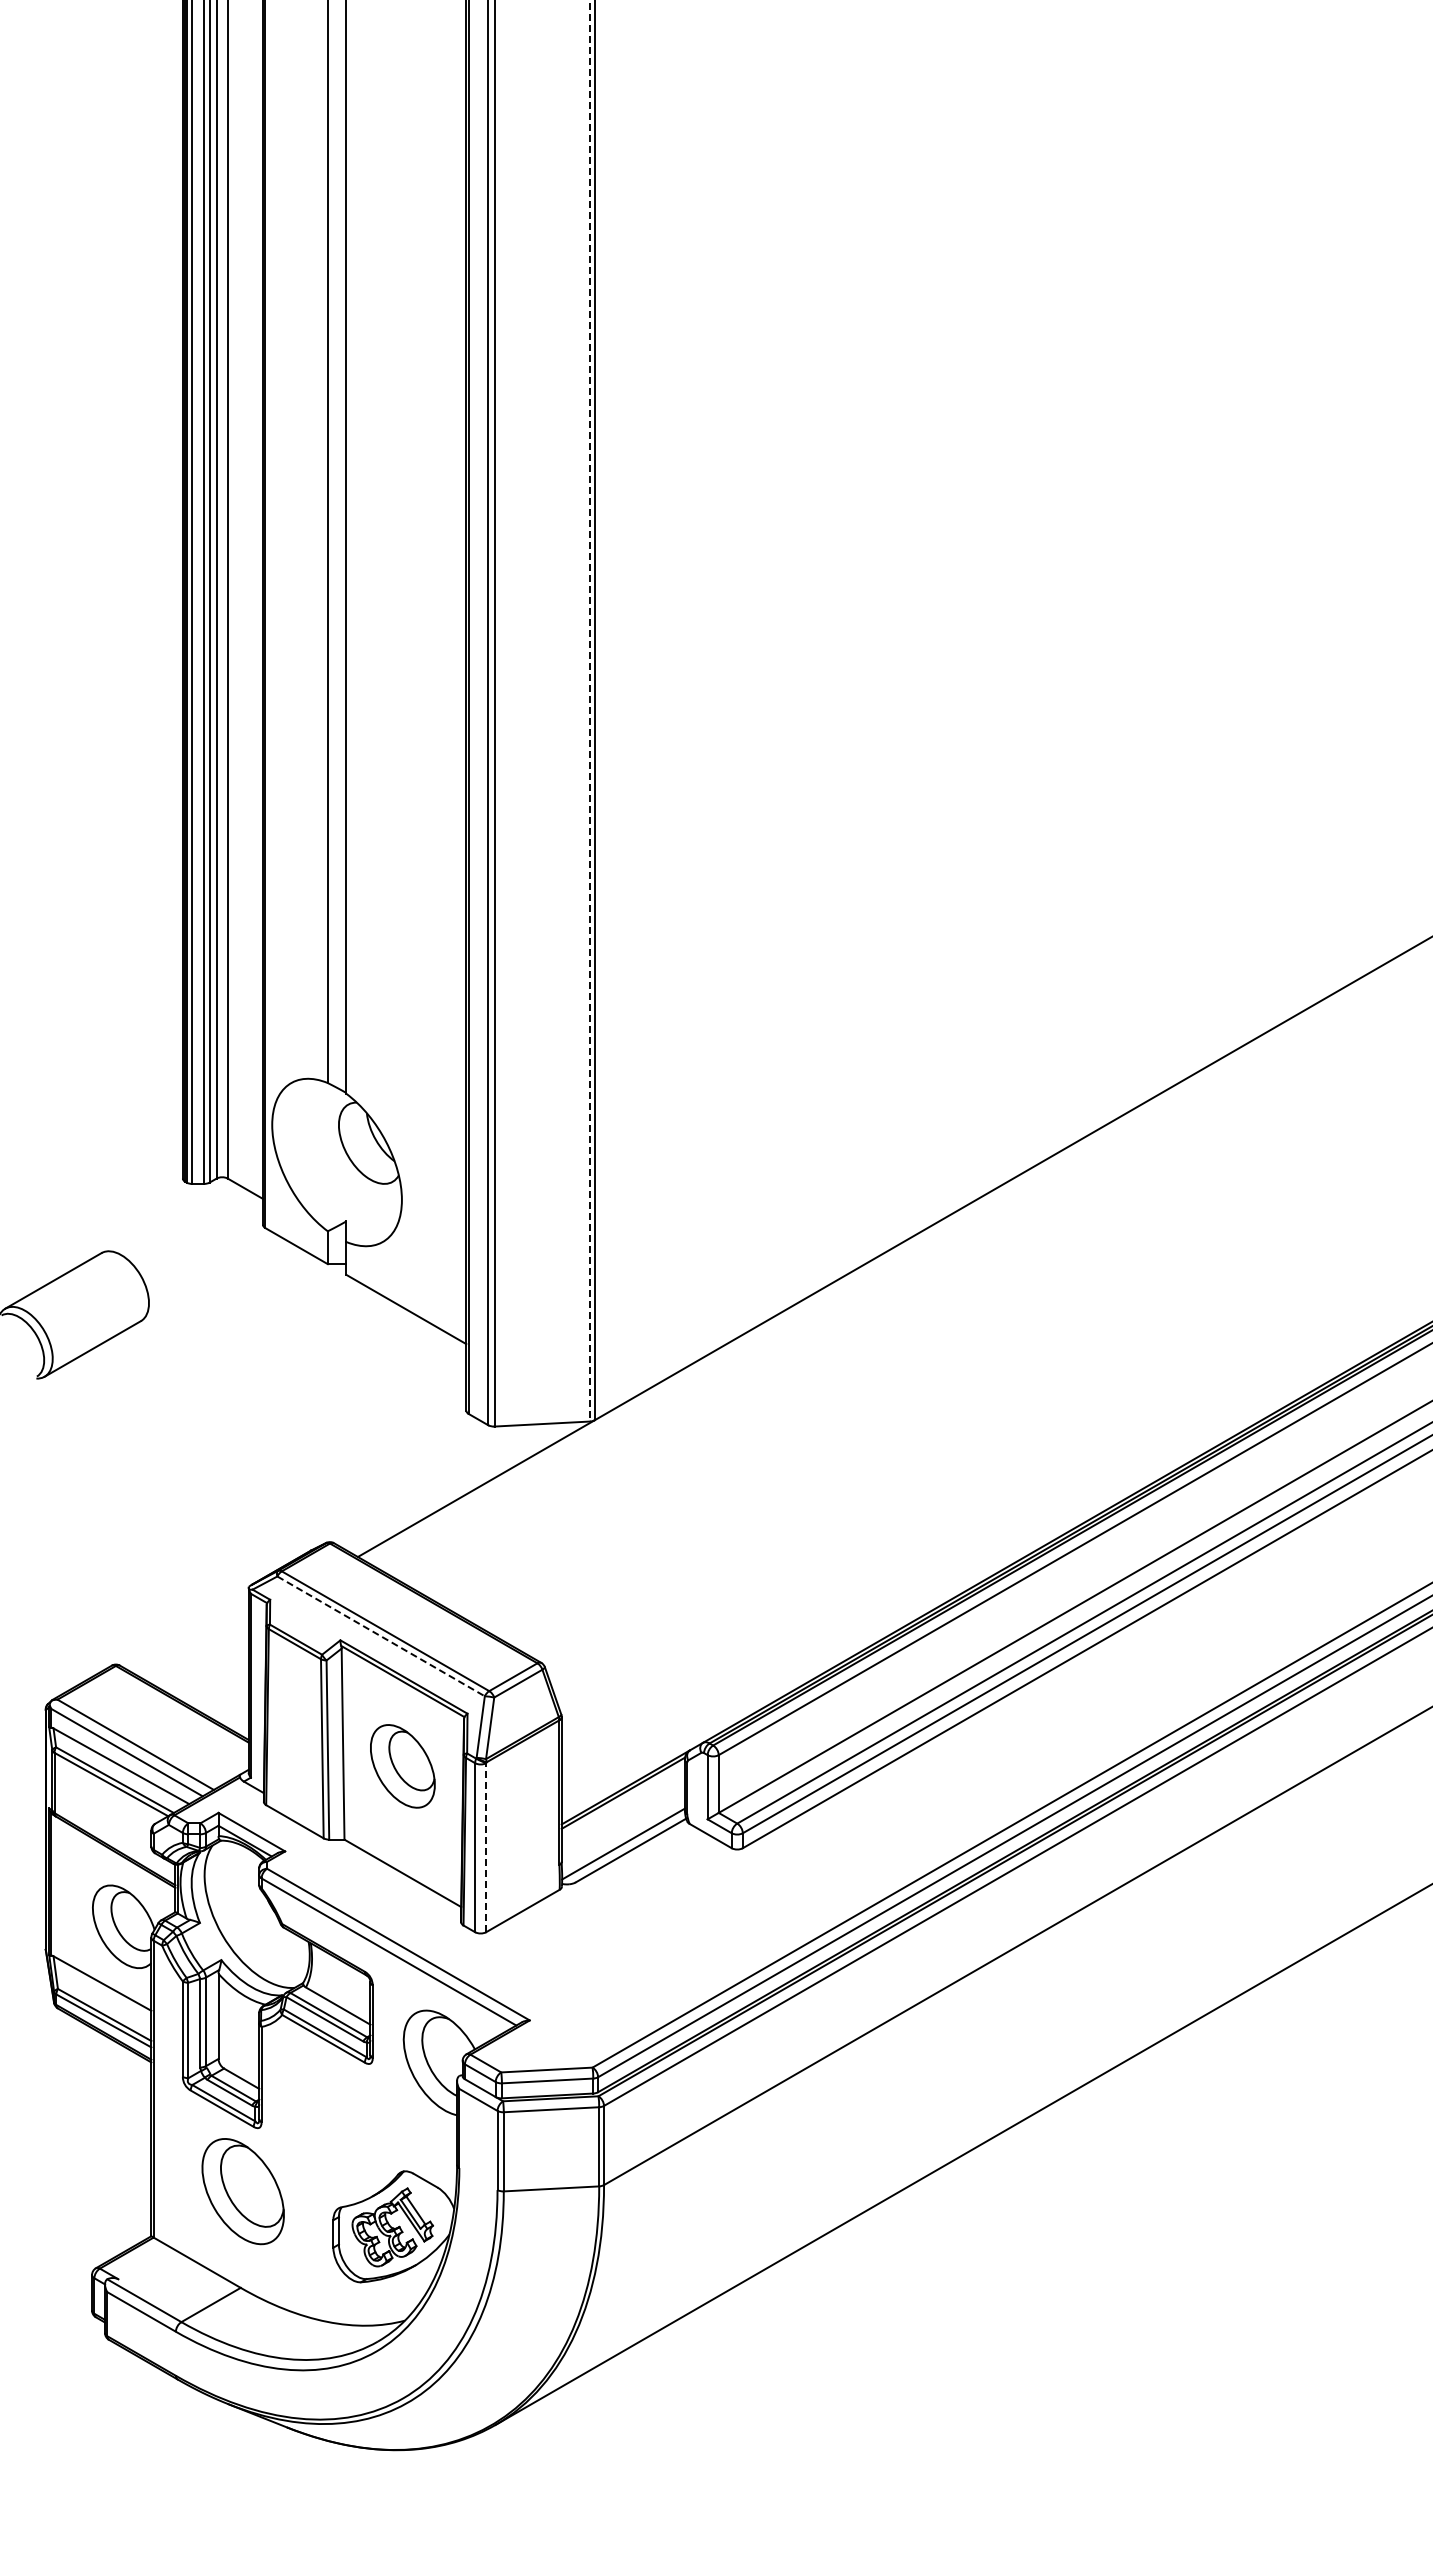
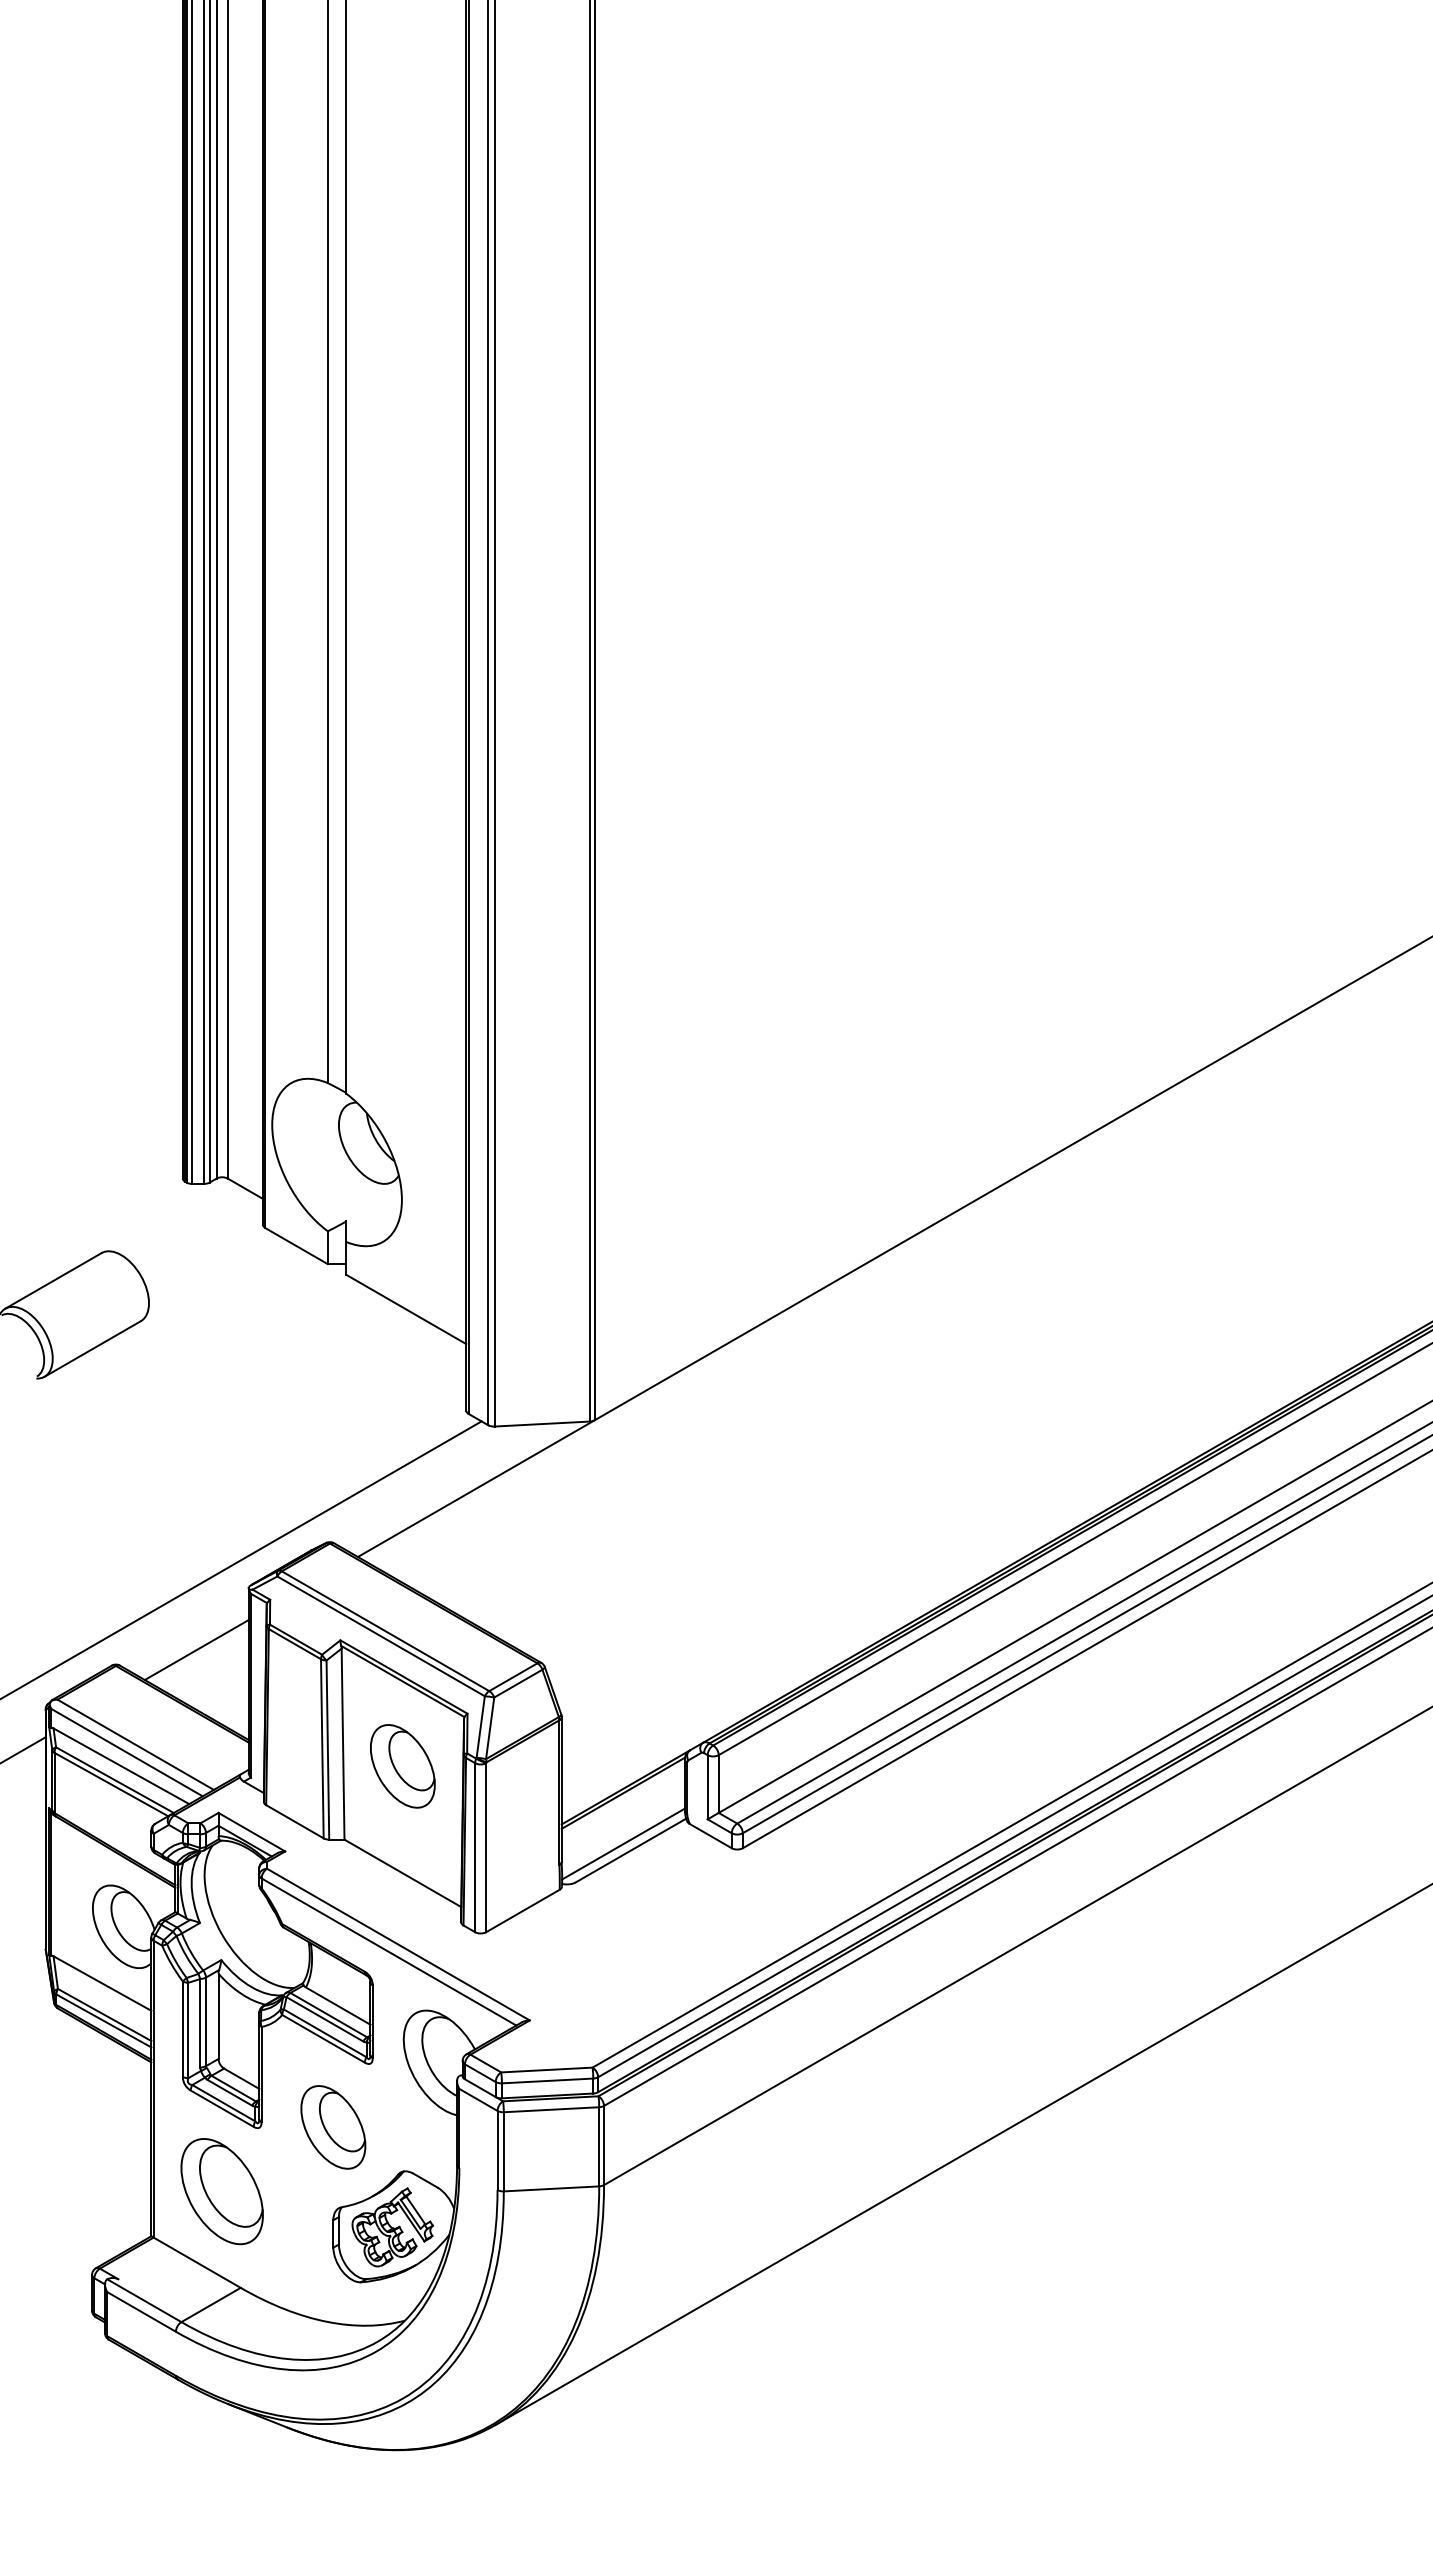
line: dashed -> solid (589, 711)
line: none -> present (241, 1559)
line: dashed -> solid (381, 1636)
line: none -> present (196, 1650)
line: none -> present (23, 1749)
line: dashed -> solid (486, 1847)
part: none -> present (333, 2127)
part position: (242, 2191) -> (221, 2191) (221, 2191)
